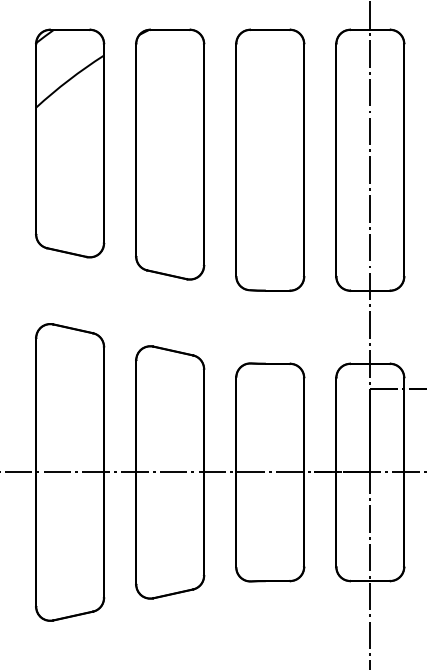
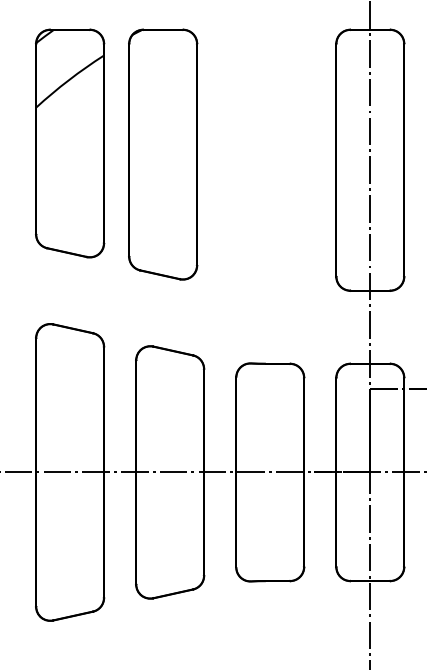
part position: (170, 154) -> (163, 154) (163, 154)
part: present -> none (270, 159)
